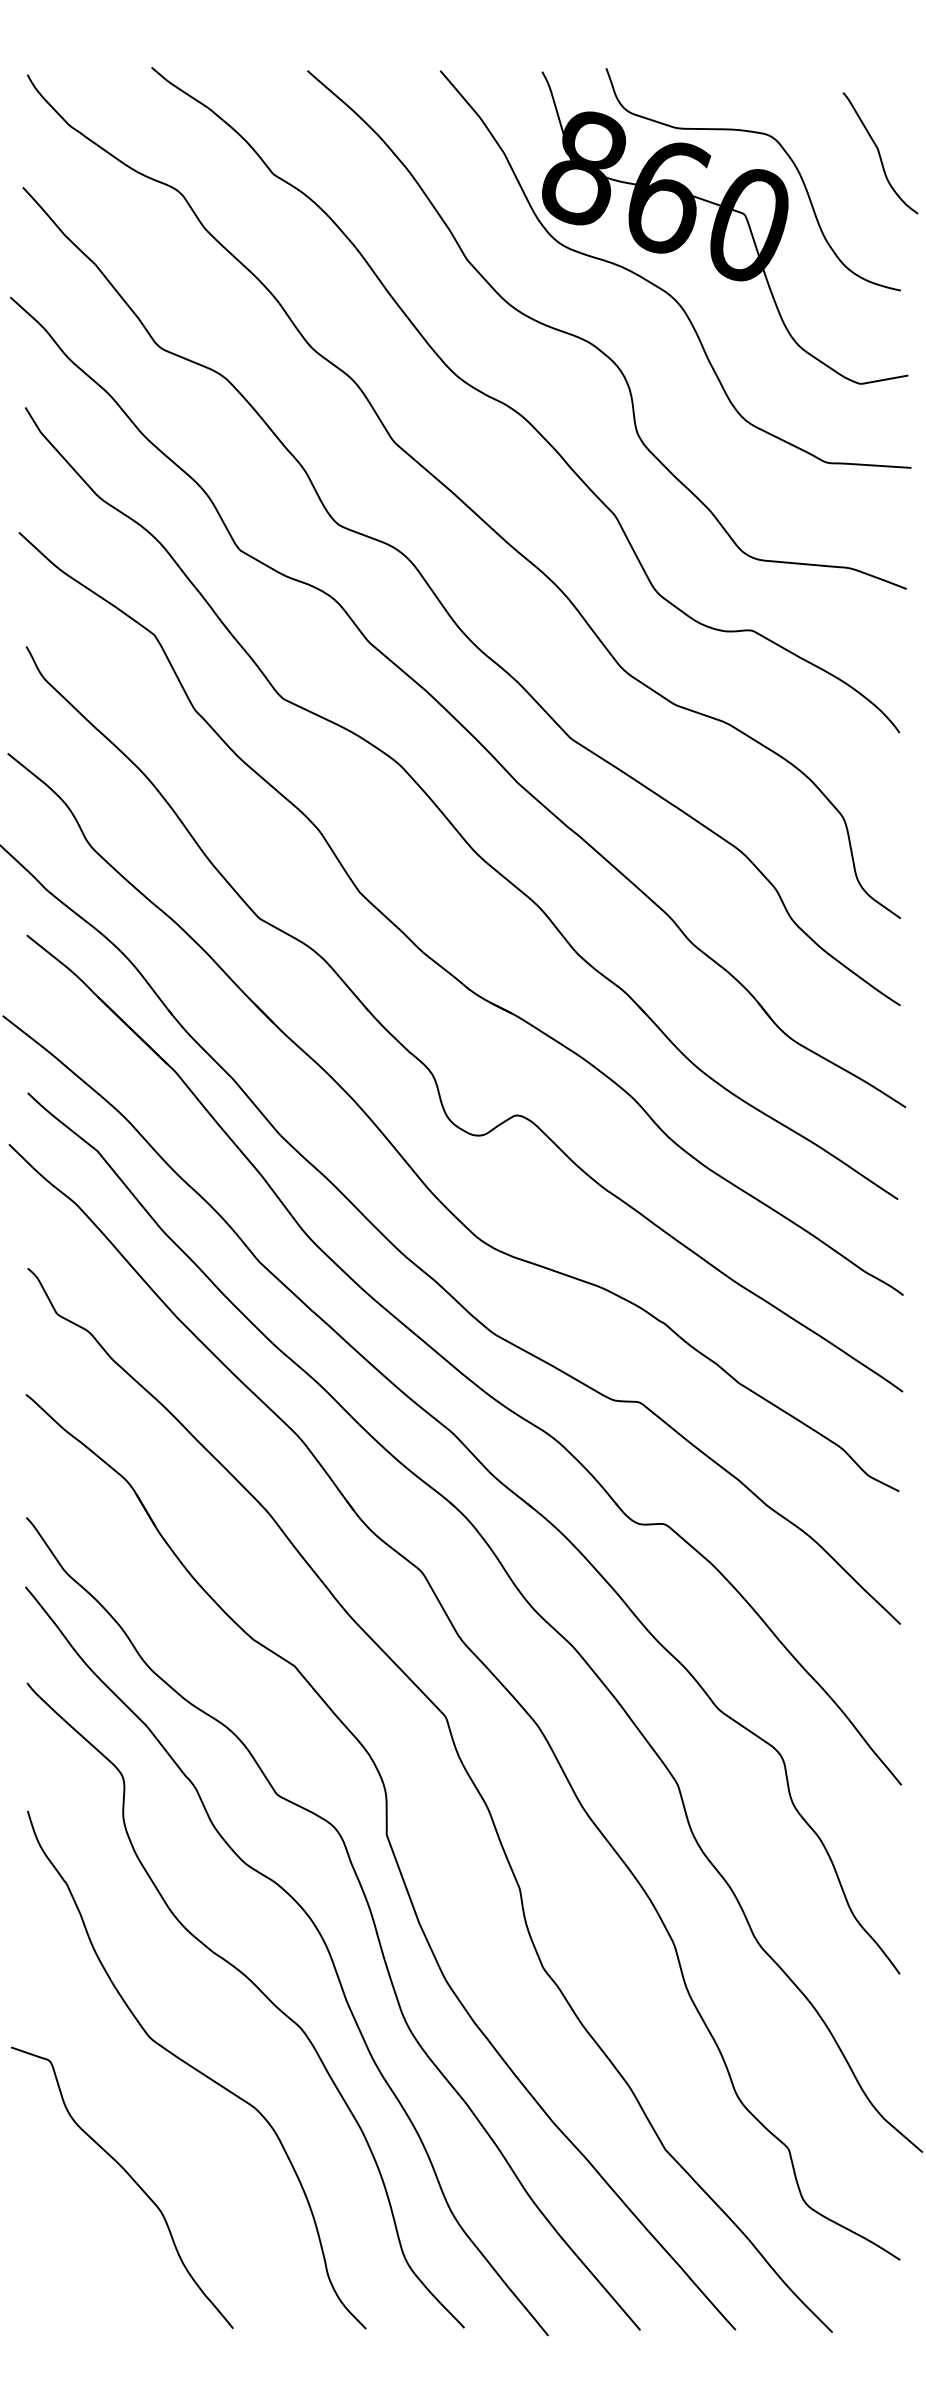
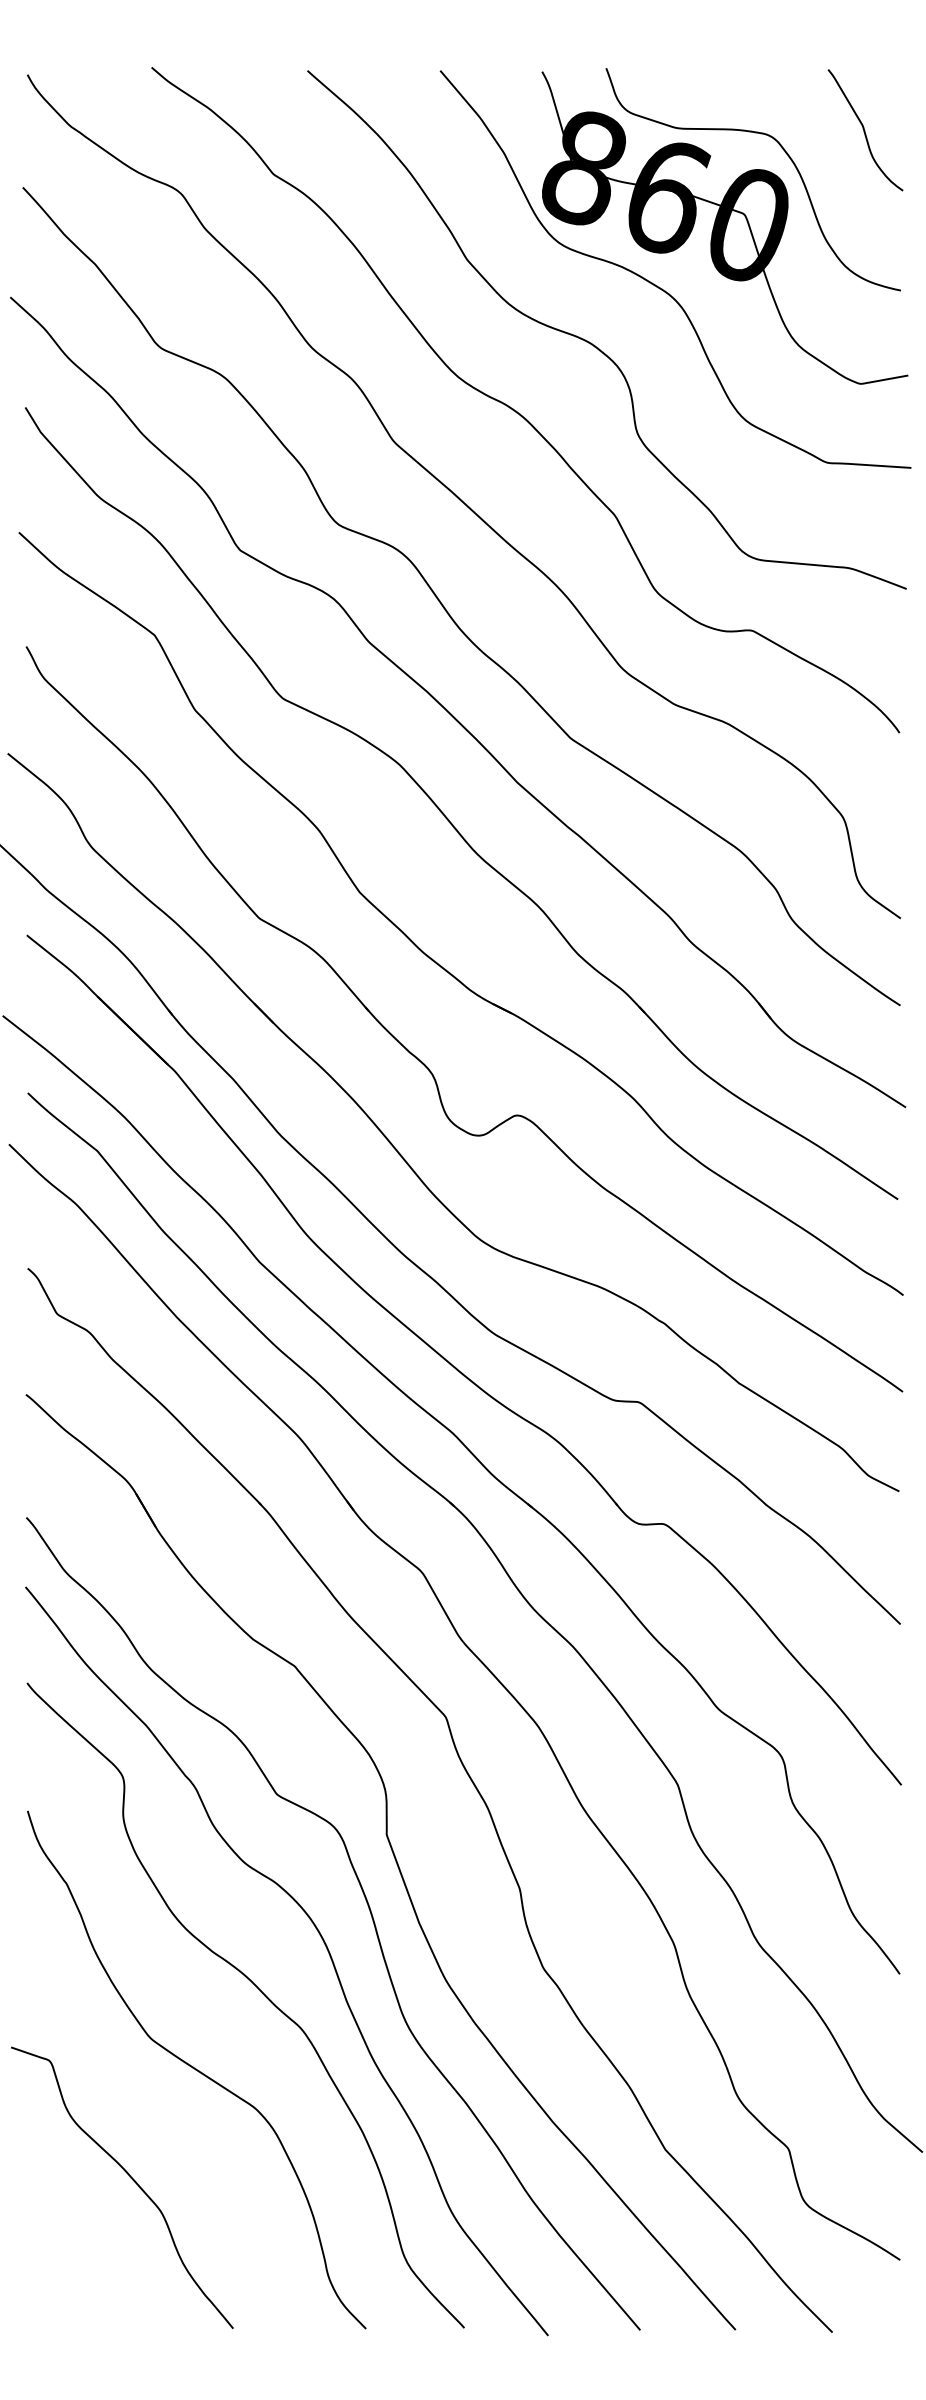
curve position: (880, 153) -> (865, 130) (865, 130)
